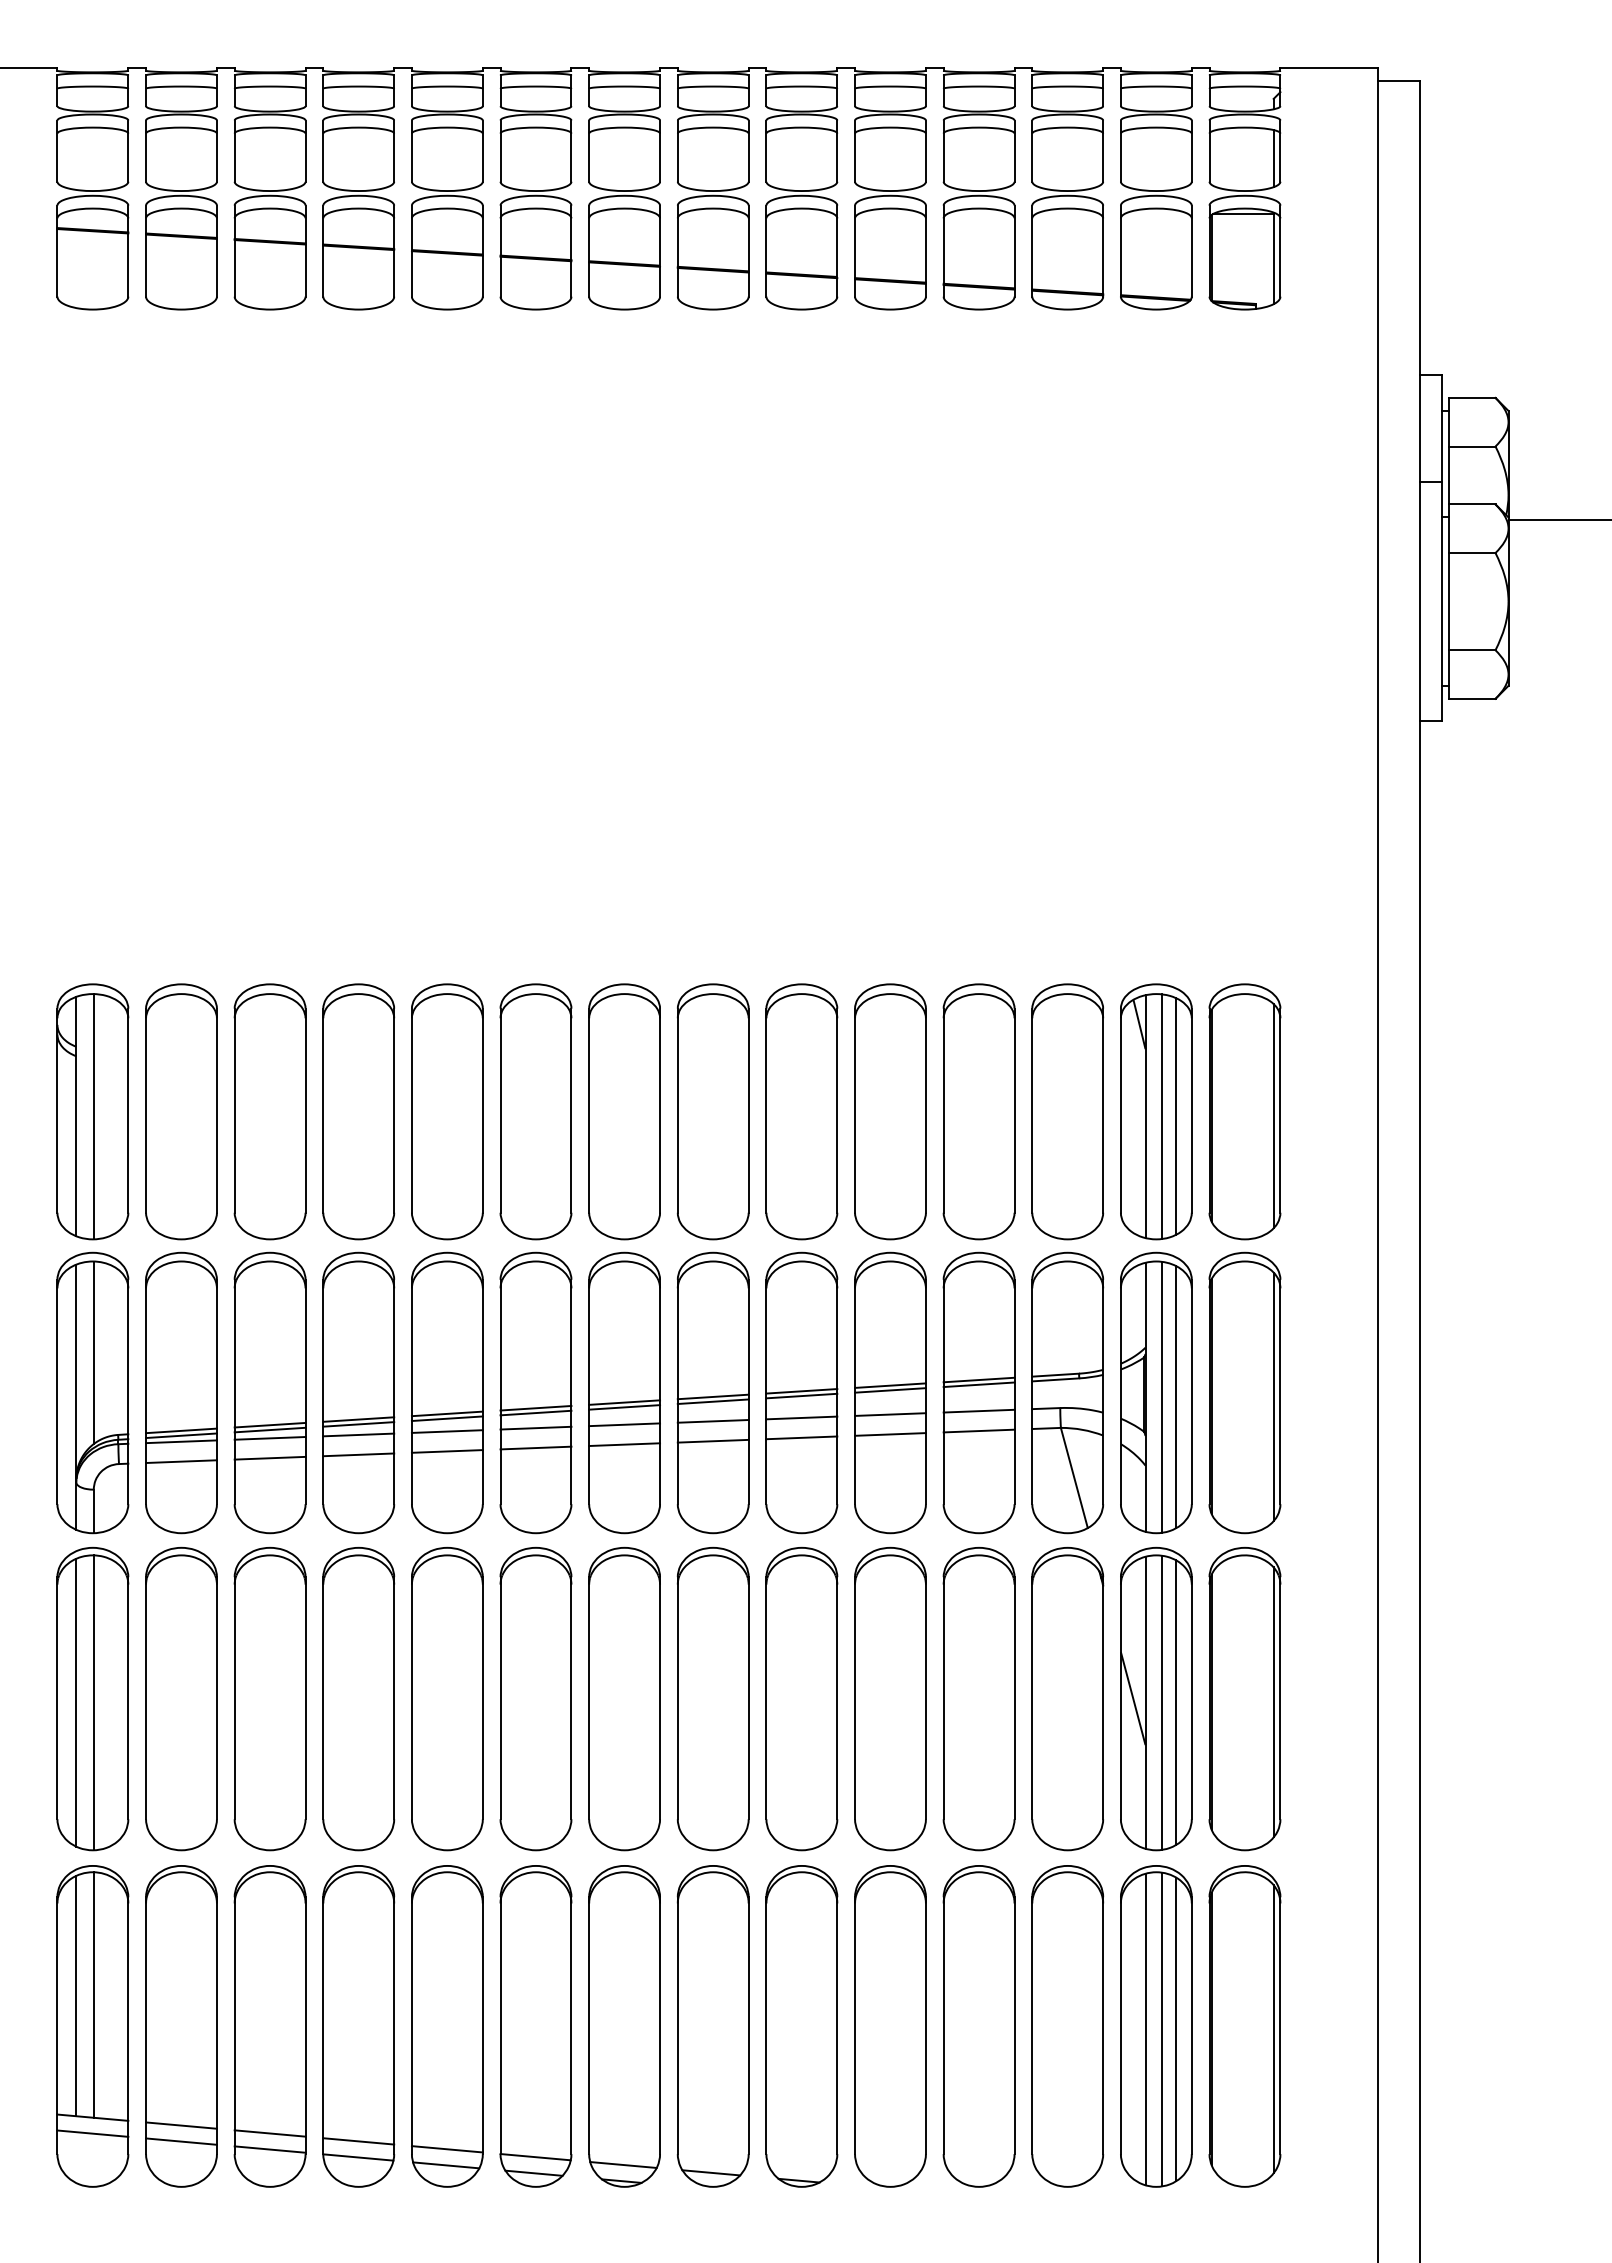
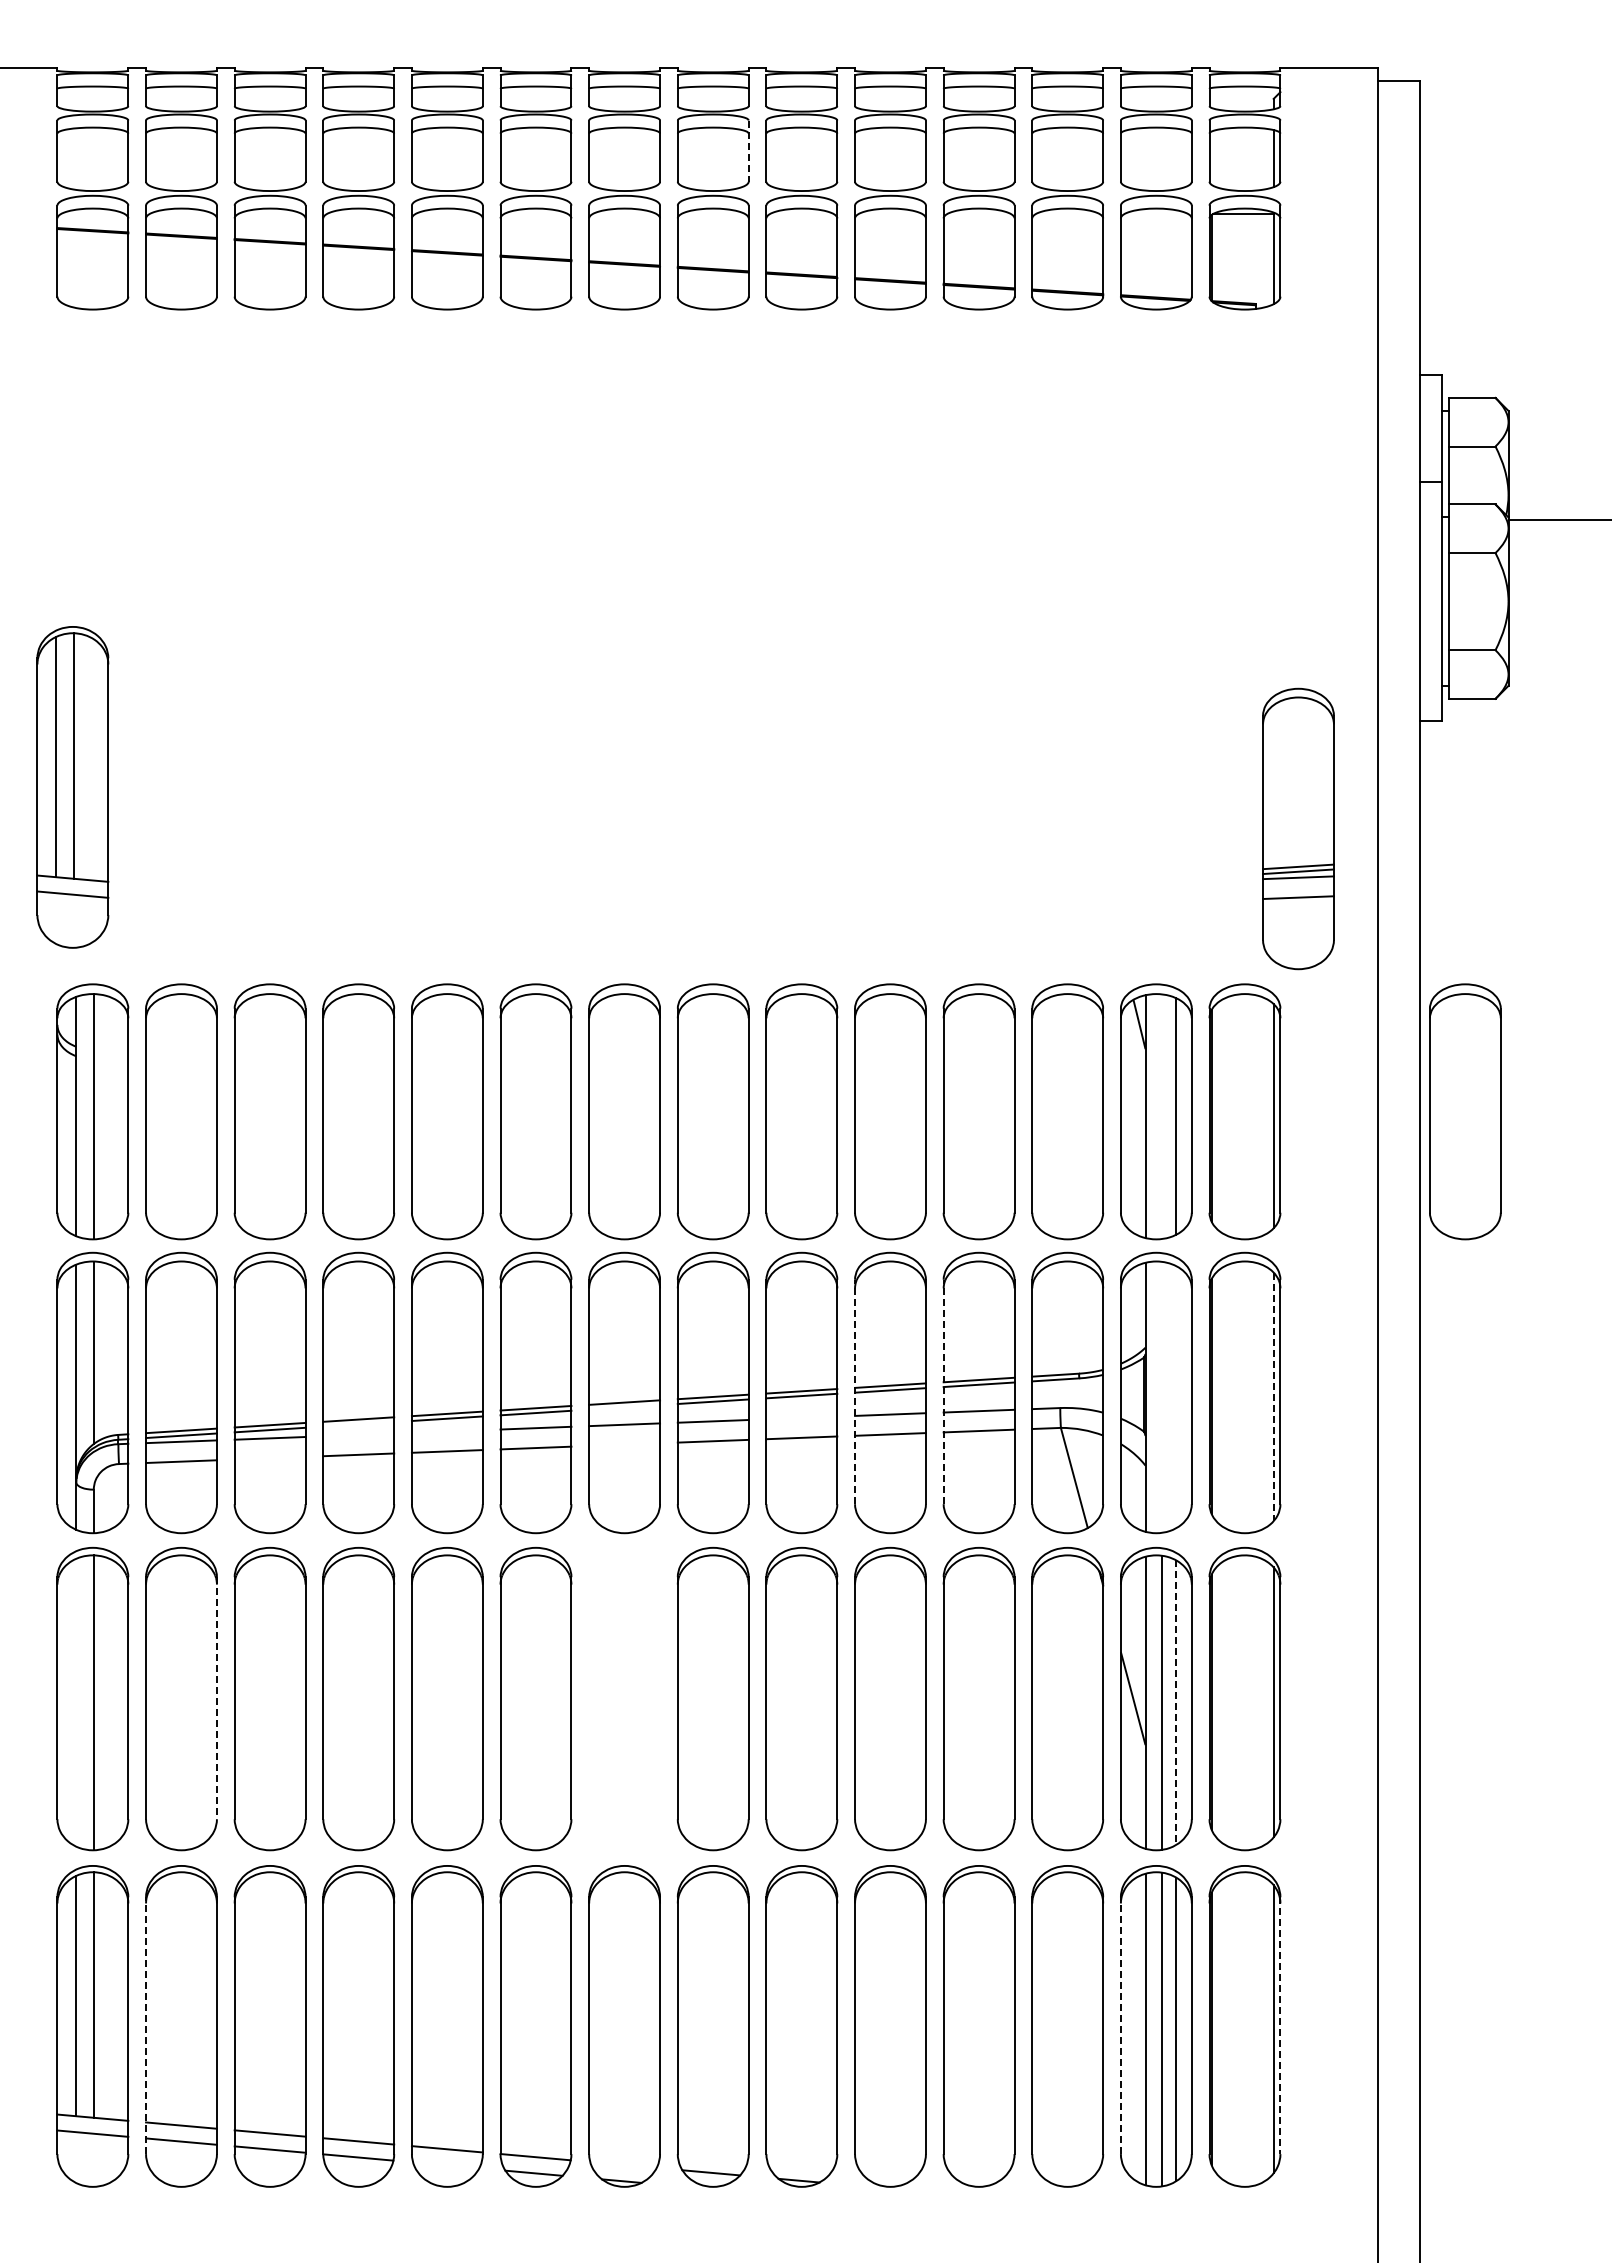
line: solid -> dashed (748, 151)
part: none -> present (72, 787)
part: none -> present (1298, 828)
part: none -> present (1465, 1111)
line: present -> none (1162, 1116)
line: solid -> dashed (855, 1391)
line: solid -> dashed (943, 1391)
line: present -> none (1162, 1396)
line: present -> none (1176, 1397)
line: solid -> dashed (1273, 1397)
line: present -> none (624, 1407)
line: present -> none (801, 1417)
line: present -> none (358, 1424)
line: present -> none (446, 1431)
line: present -> none (358, 1434)
line: present -> none (624, 1444)
line: present -> none (269, 1457)
line: solid -> dashed (216, 1698)
part: present -> none (624, 1698)
line: present -> none (76, 1702)
line: solid -> dashed (1176, 1703)
line: solid -> dashed (146, 2025)
line: solid -> dashed (1120, 2025)
line: solid -> dashed (1280, 2026)
line: present -> none (623, 2164)
line: present -> none (446, 2165)
